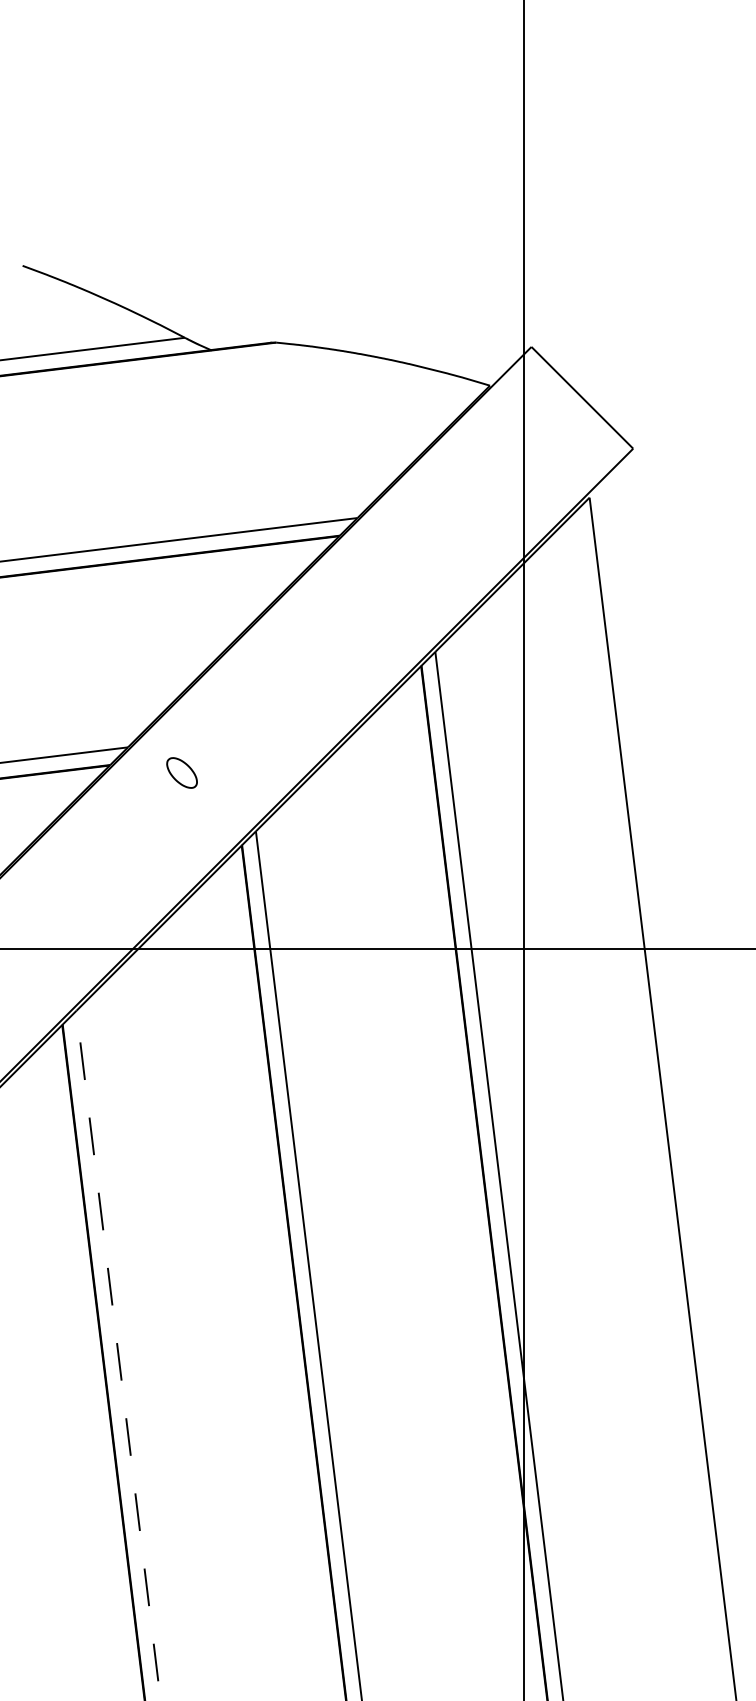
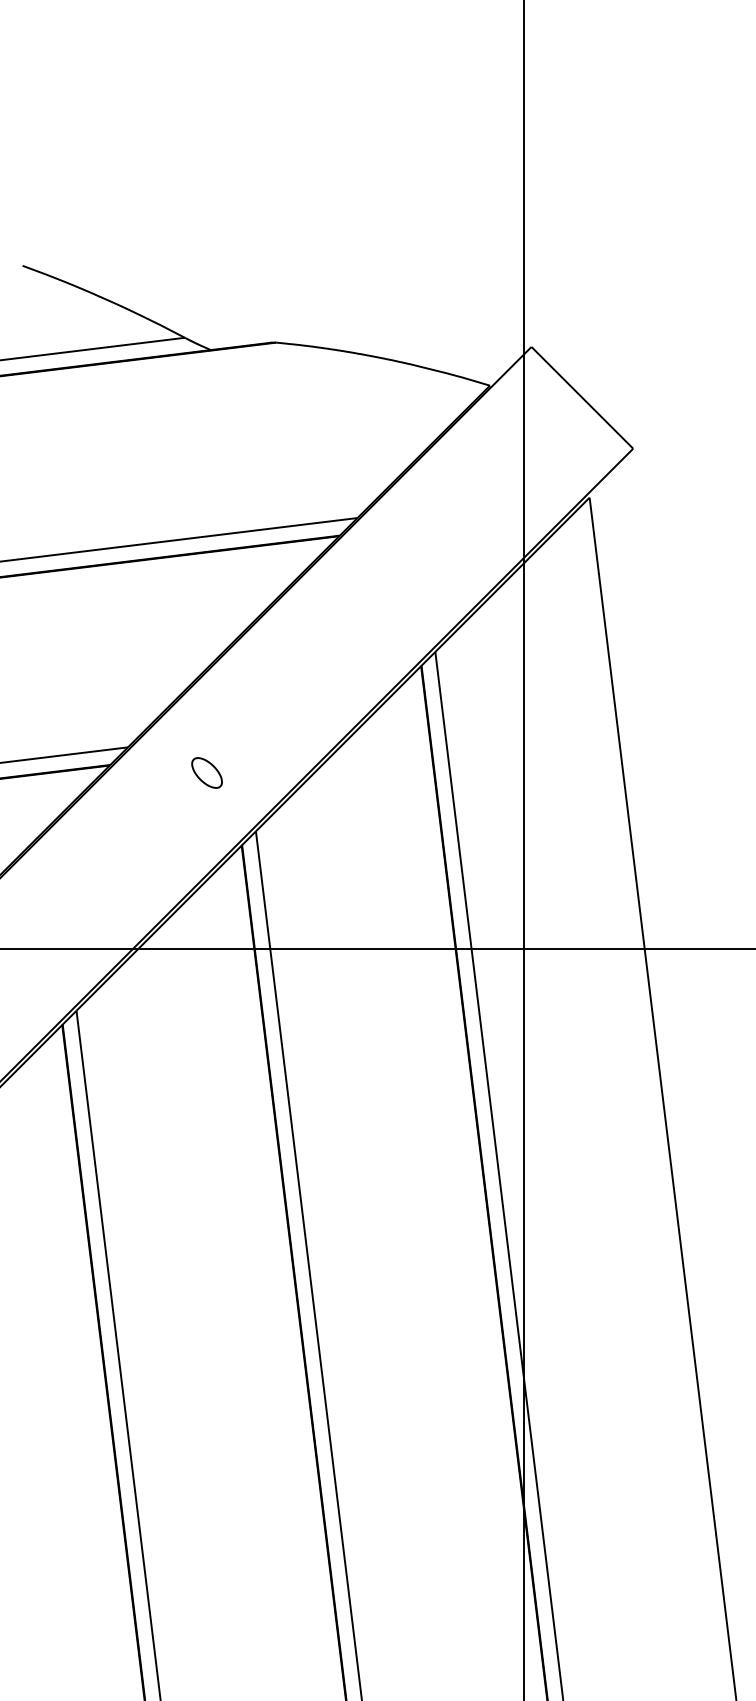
part position: (181, 772) -> (206, 772) (206, 772)
line: dashed -> solid (118, 1355)
